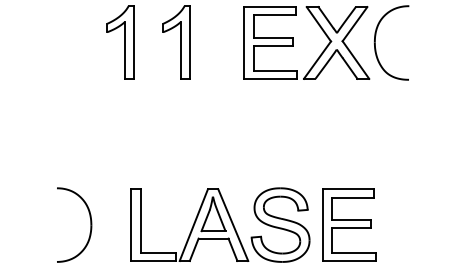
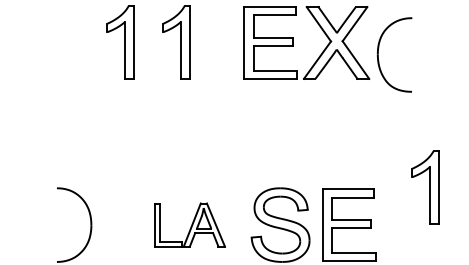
part position: (375, 42) -> (378, 54) (378, 54)
part: none -> present (425, 187)
part size: 120x74 px -> 72x46 px (189, 224)
